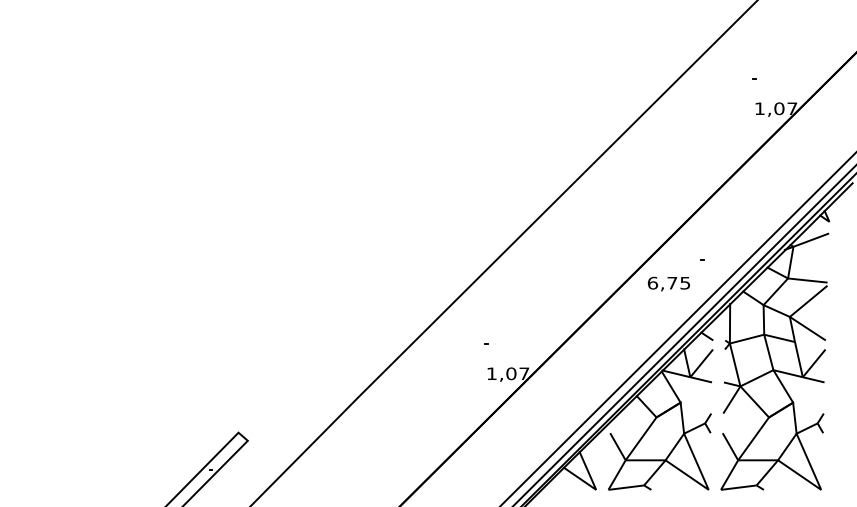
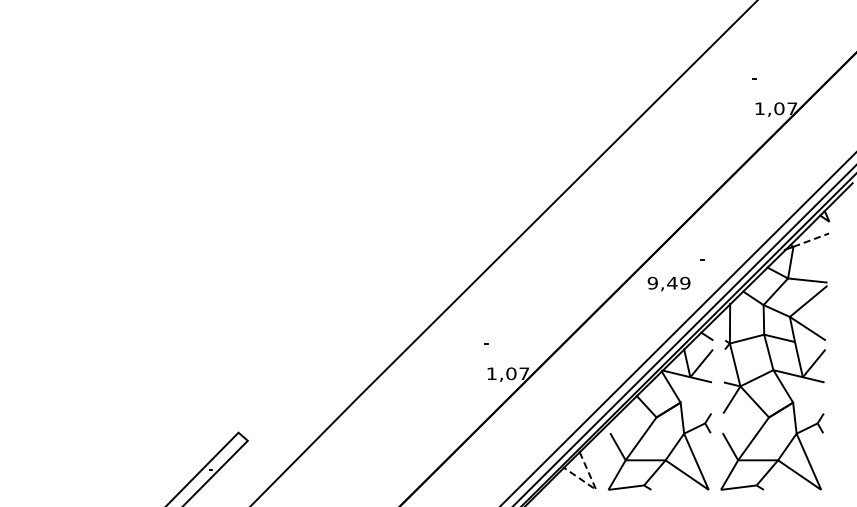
line: solid -> dashed (811, 239)
text: 6,75 -> 9,49 (668, 282)
line: solid -> dashed (596, 489)
